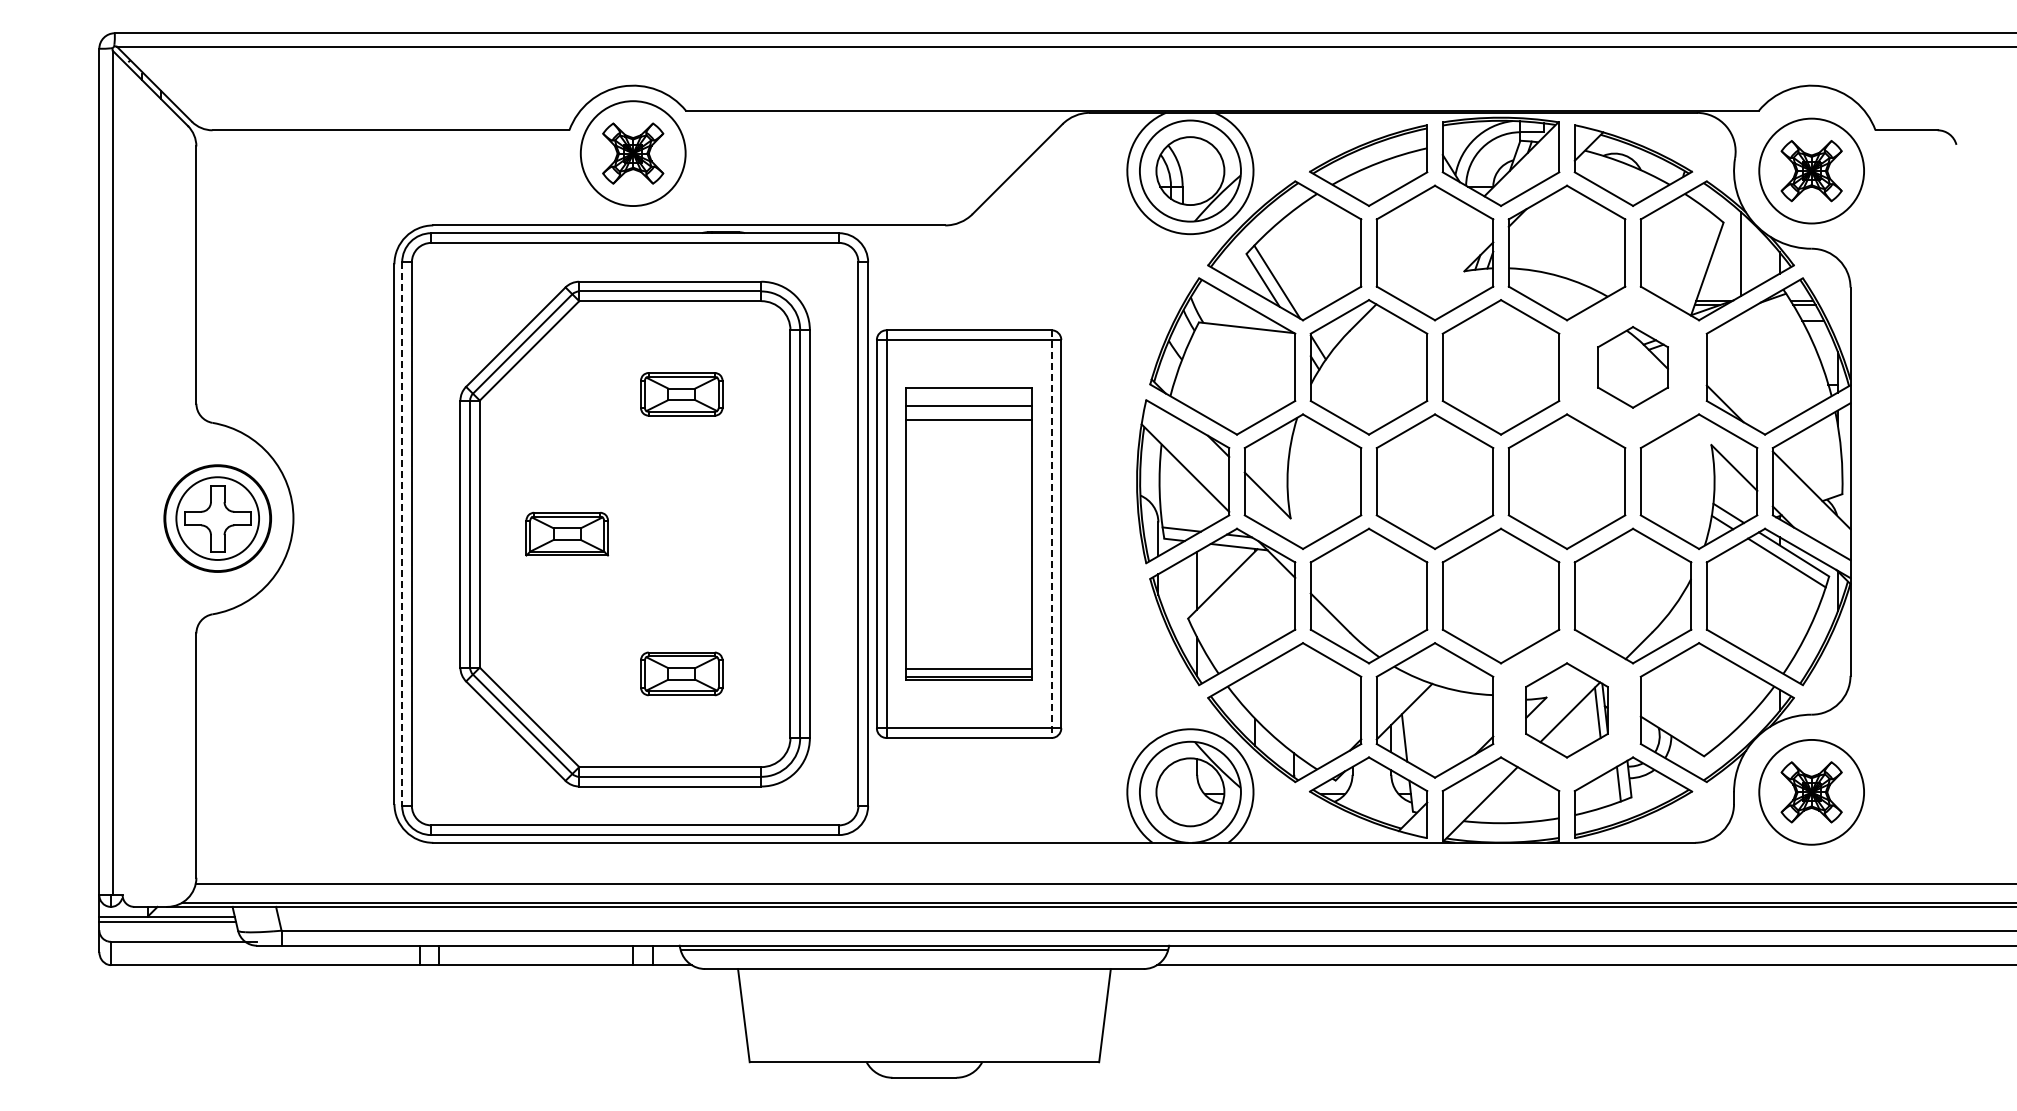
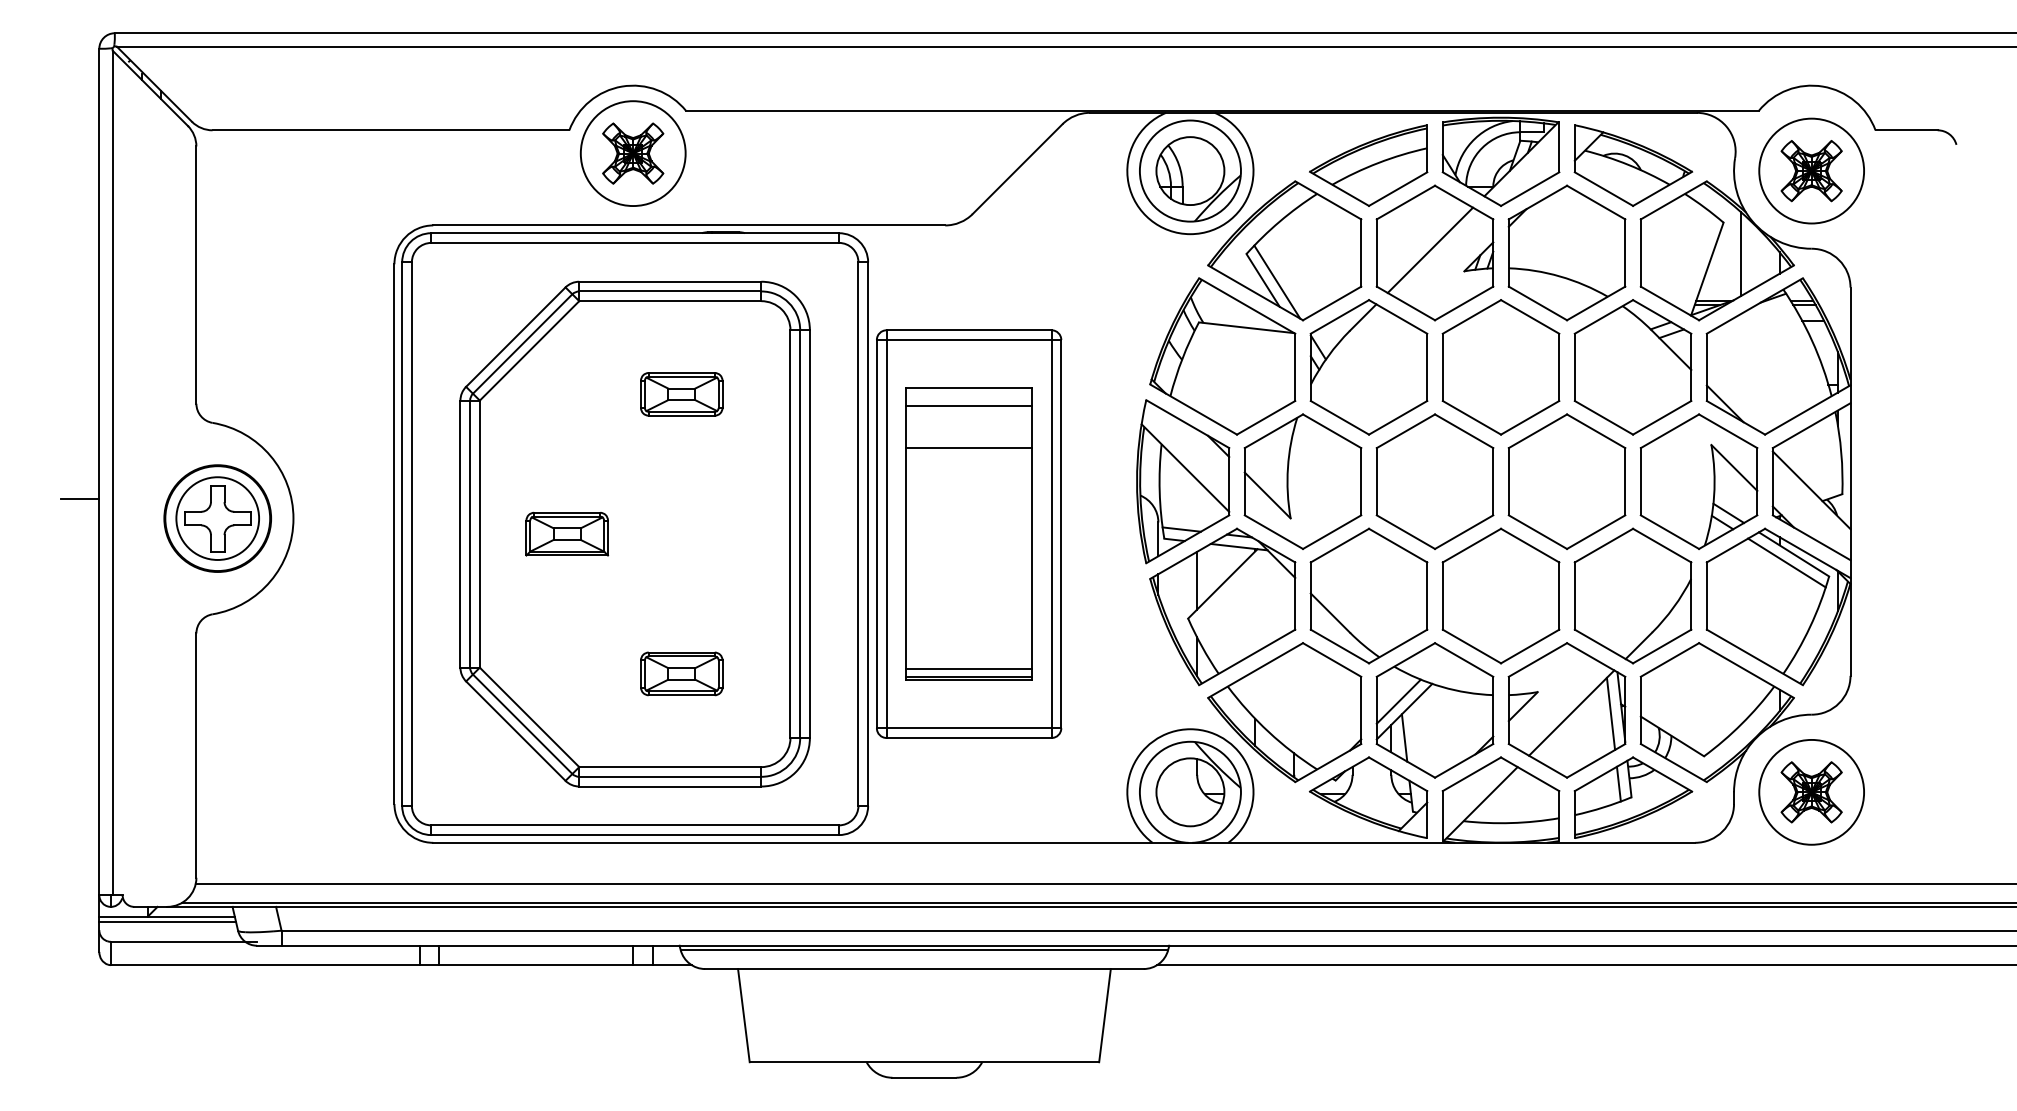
line: none -> present (1430, 249)
part size: 72x83 px -> 120x137 px (1632, 367)
line position: (969, 420) -> (969, 448) (969, 448)
line: none -> present (79, 499)
line: dashed -> solid (402, 534)
line: dashed -> solid (1051, 534)
line: none -> present (1398, 701)
part size: 84x97 px -> 120x137 px (1566, 710)
